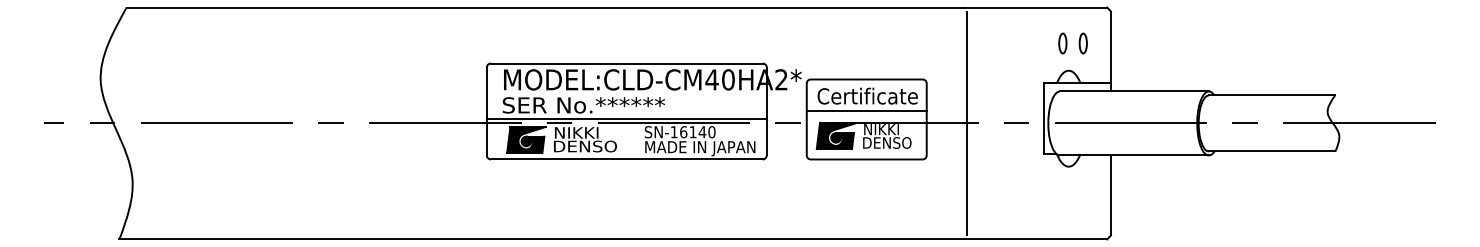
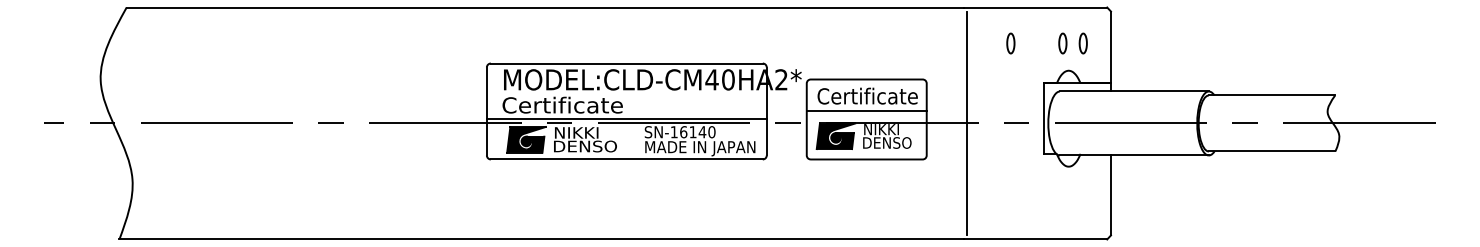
part: none -> present (1010, 43)
text: SER No.****** -> Certificate (583, 104)
